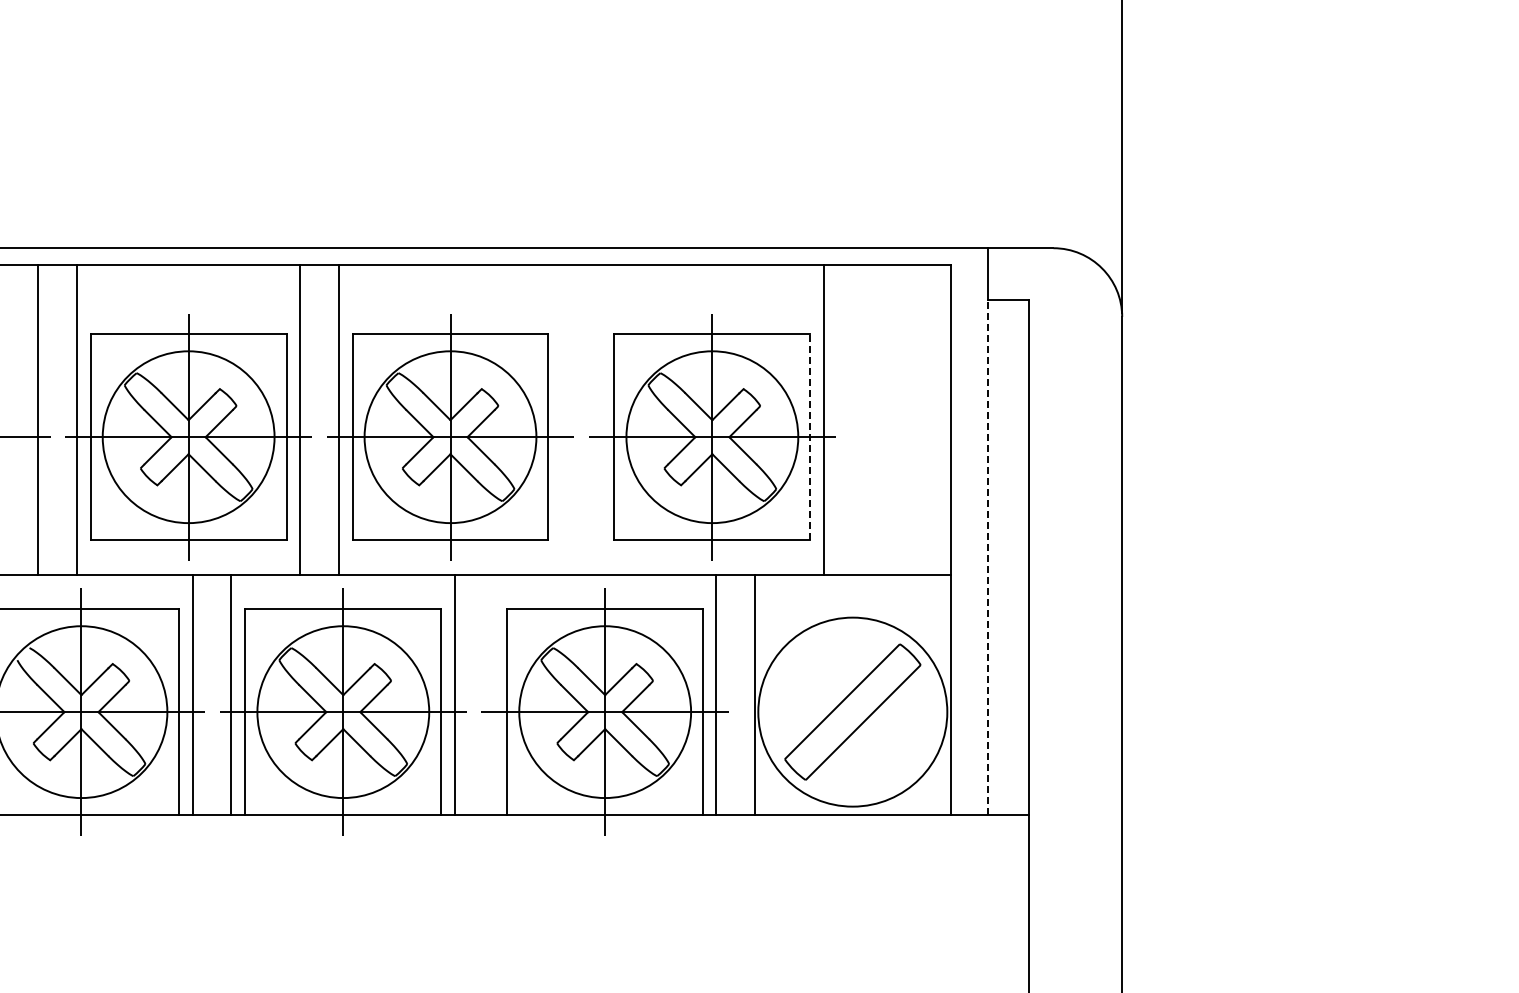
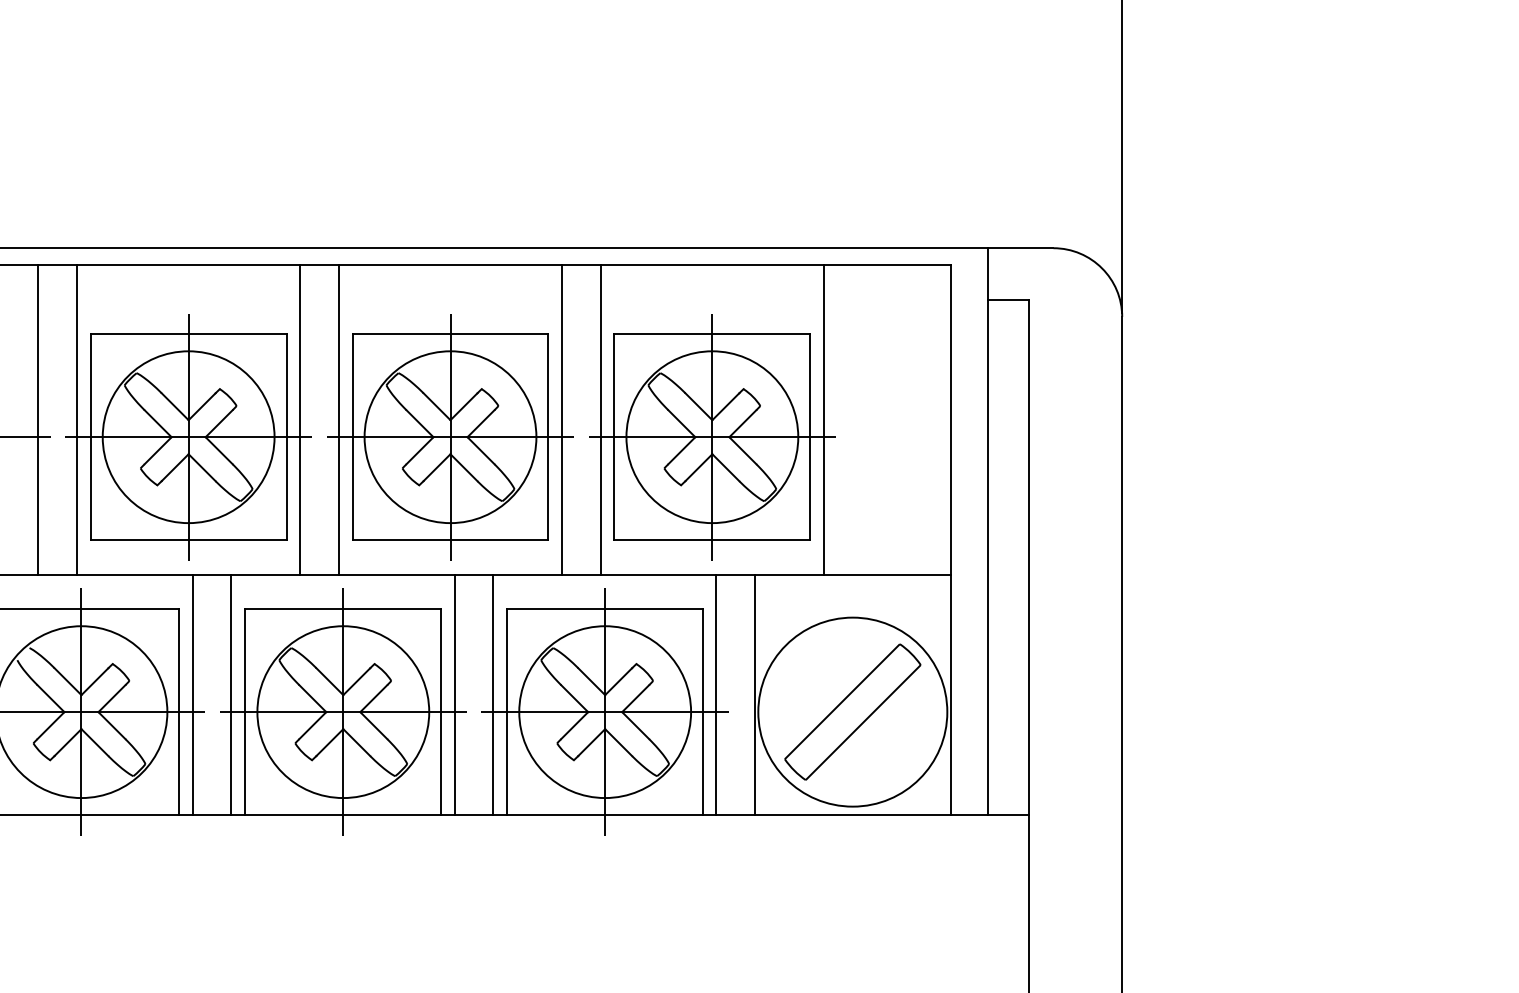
line: none -> present (562, 419)
line: none -> present (600, 419)
line: dashed -> solid (810, 436)
line: dashed -> solid (988, 557)
line: none -> present (493, 694)
